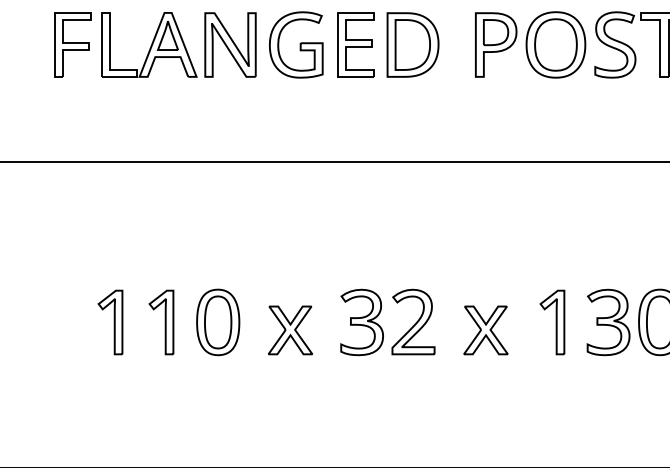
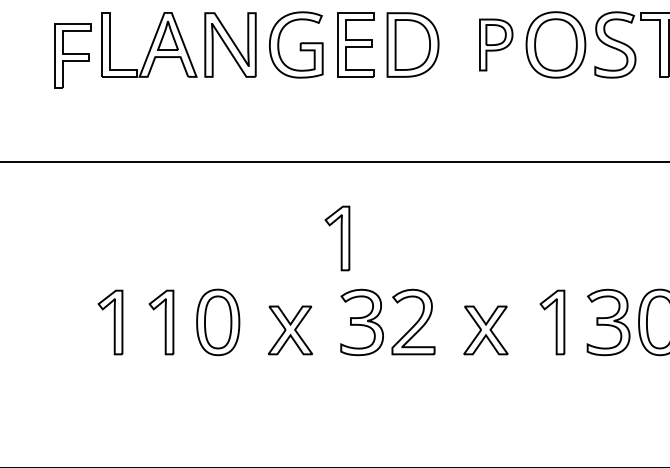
part position: (72, 44) -> (72, 55) (72, 55)
part size: 43x66 px -> 35x54 px (496, 44)
part: none -> present (337, 238)
